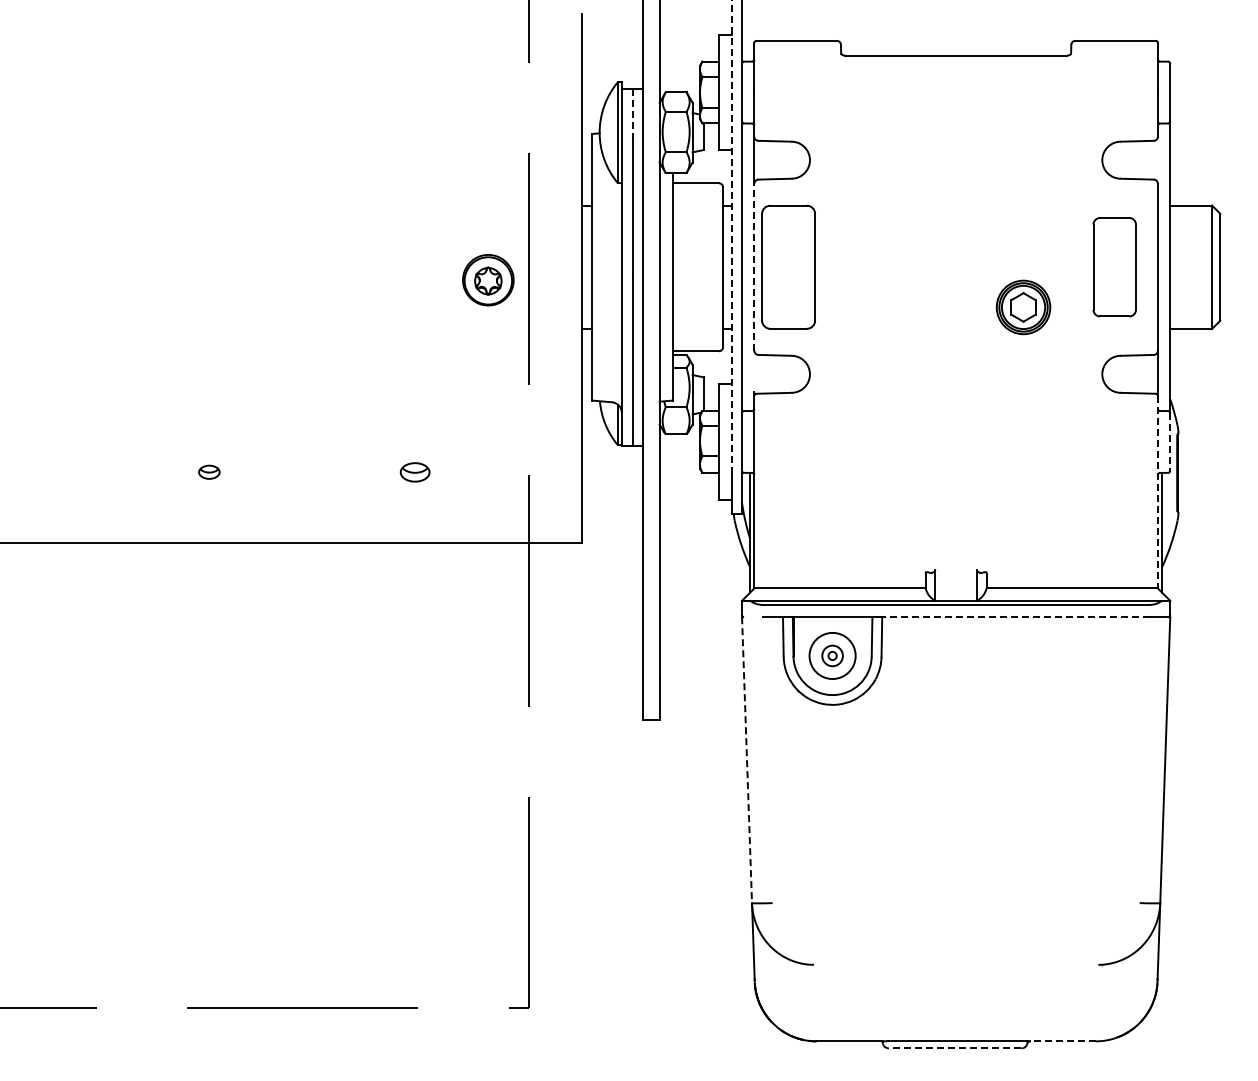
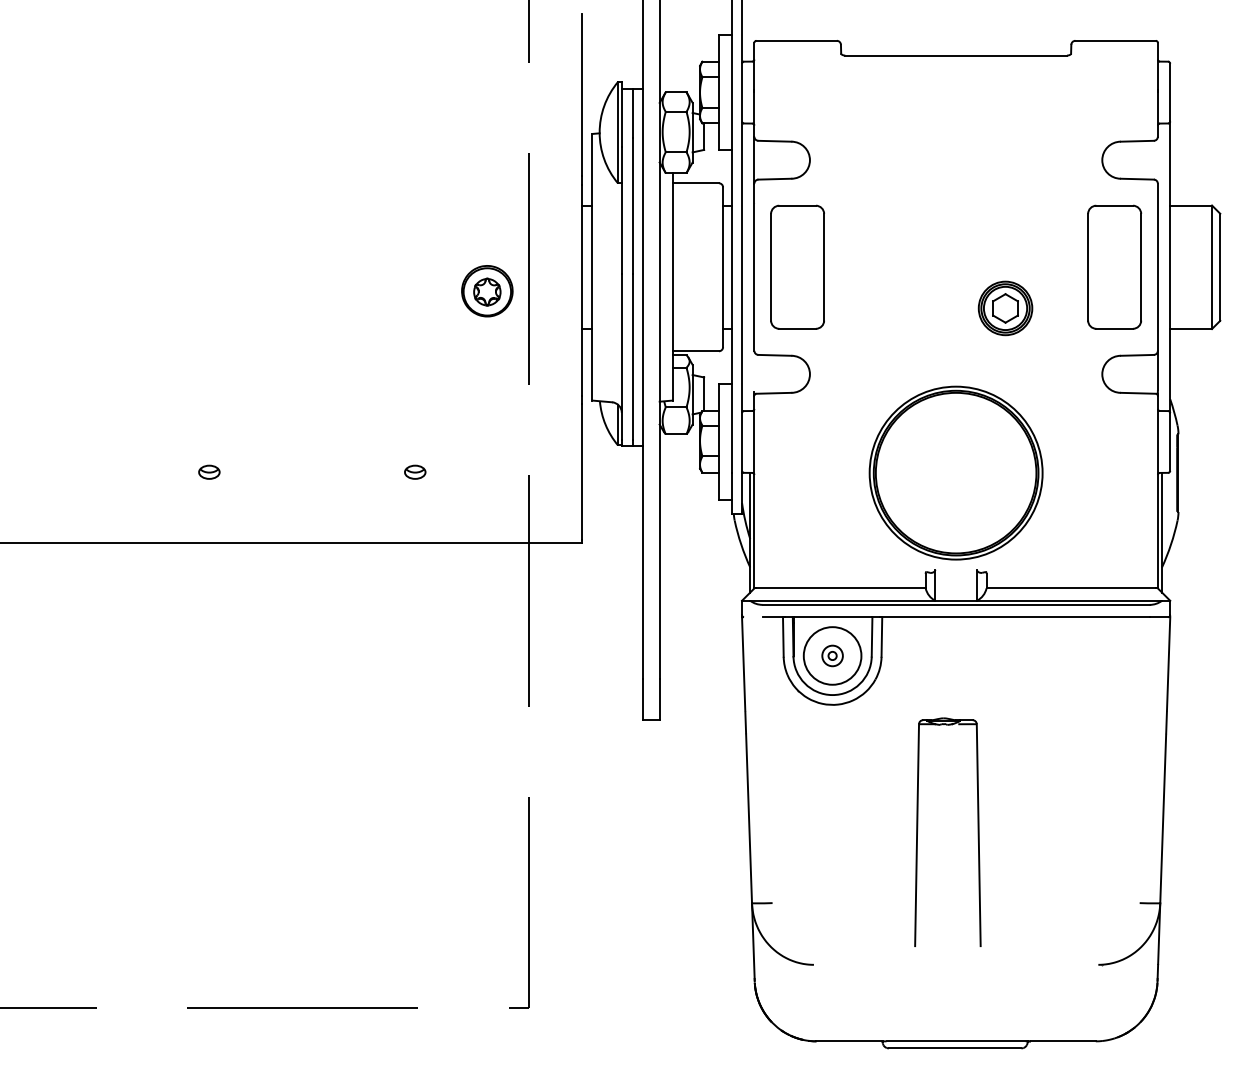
line: dashed -> solid (632, 113)
line: dashed -> solid (731, 237)
part position: (788, 266) -> (797, 266) (797, 266)
line: dashed -> solid (754, 267)
part size: 45x101 px -> 56x126 px (1114, 266)
part position: (488, 280) -> (487, 291) (487, 291)
part position: (1023, 307) -> (1005, 308) (1005, 308)
line: dashed -> solid (1170, 441)
part size: 32x21 px -> 23x16 px (415, 471)
part: none -> present (955, 472)
line: dashed -> solid (1157, 492)
line: dashed -> solid (1015, 617)
circle diameter: 46 px -> 58 px (832, 655)
line: dashed -> solid (747, 760)
part: none -> present (918, 830)
line: dashed -> solid (1062, 1041)
line: dashed -> solid (954, 1048)
